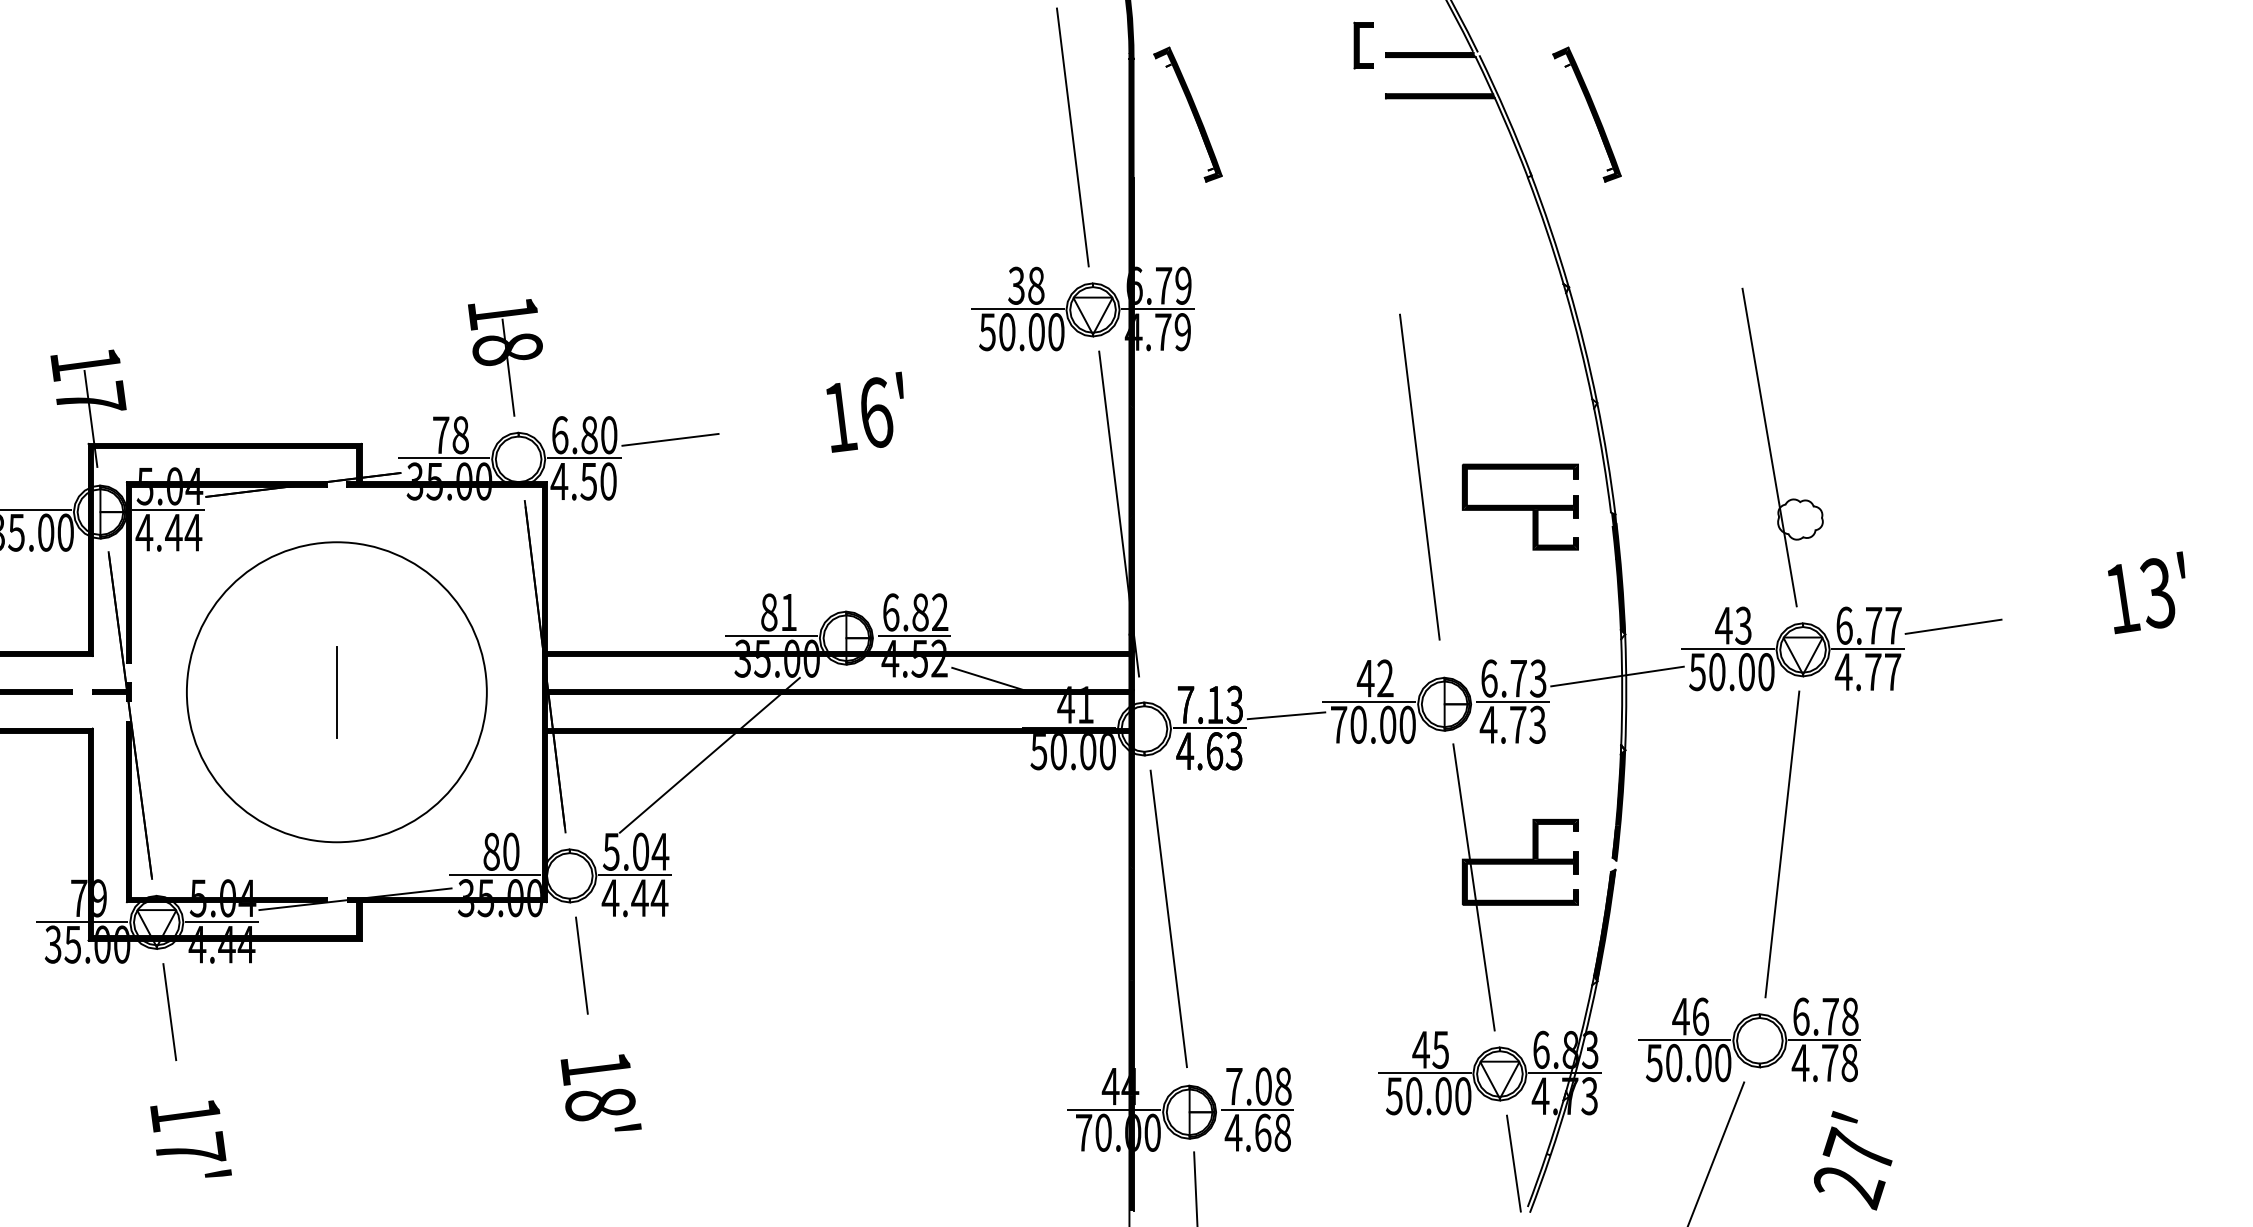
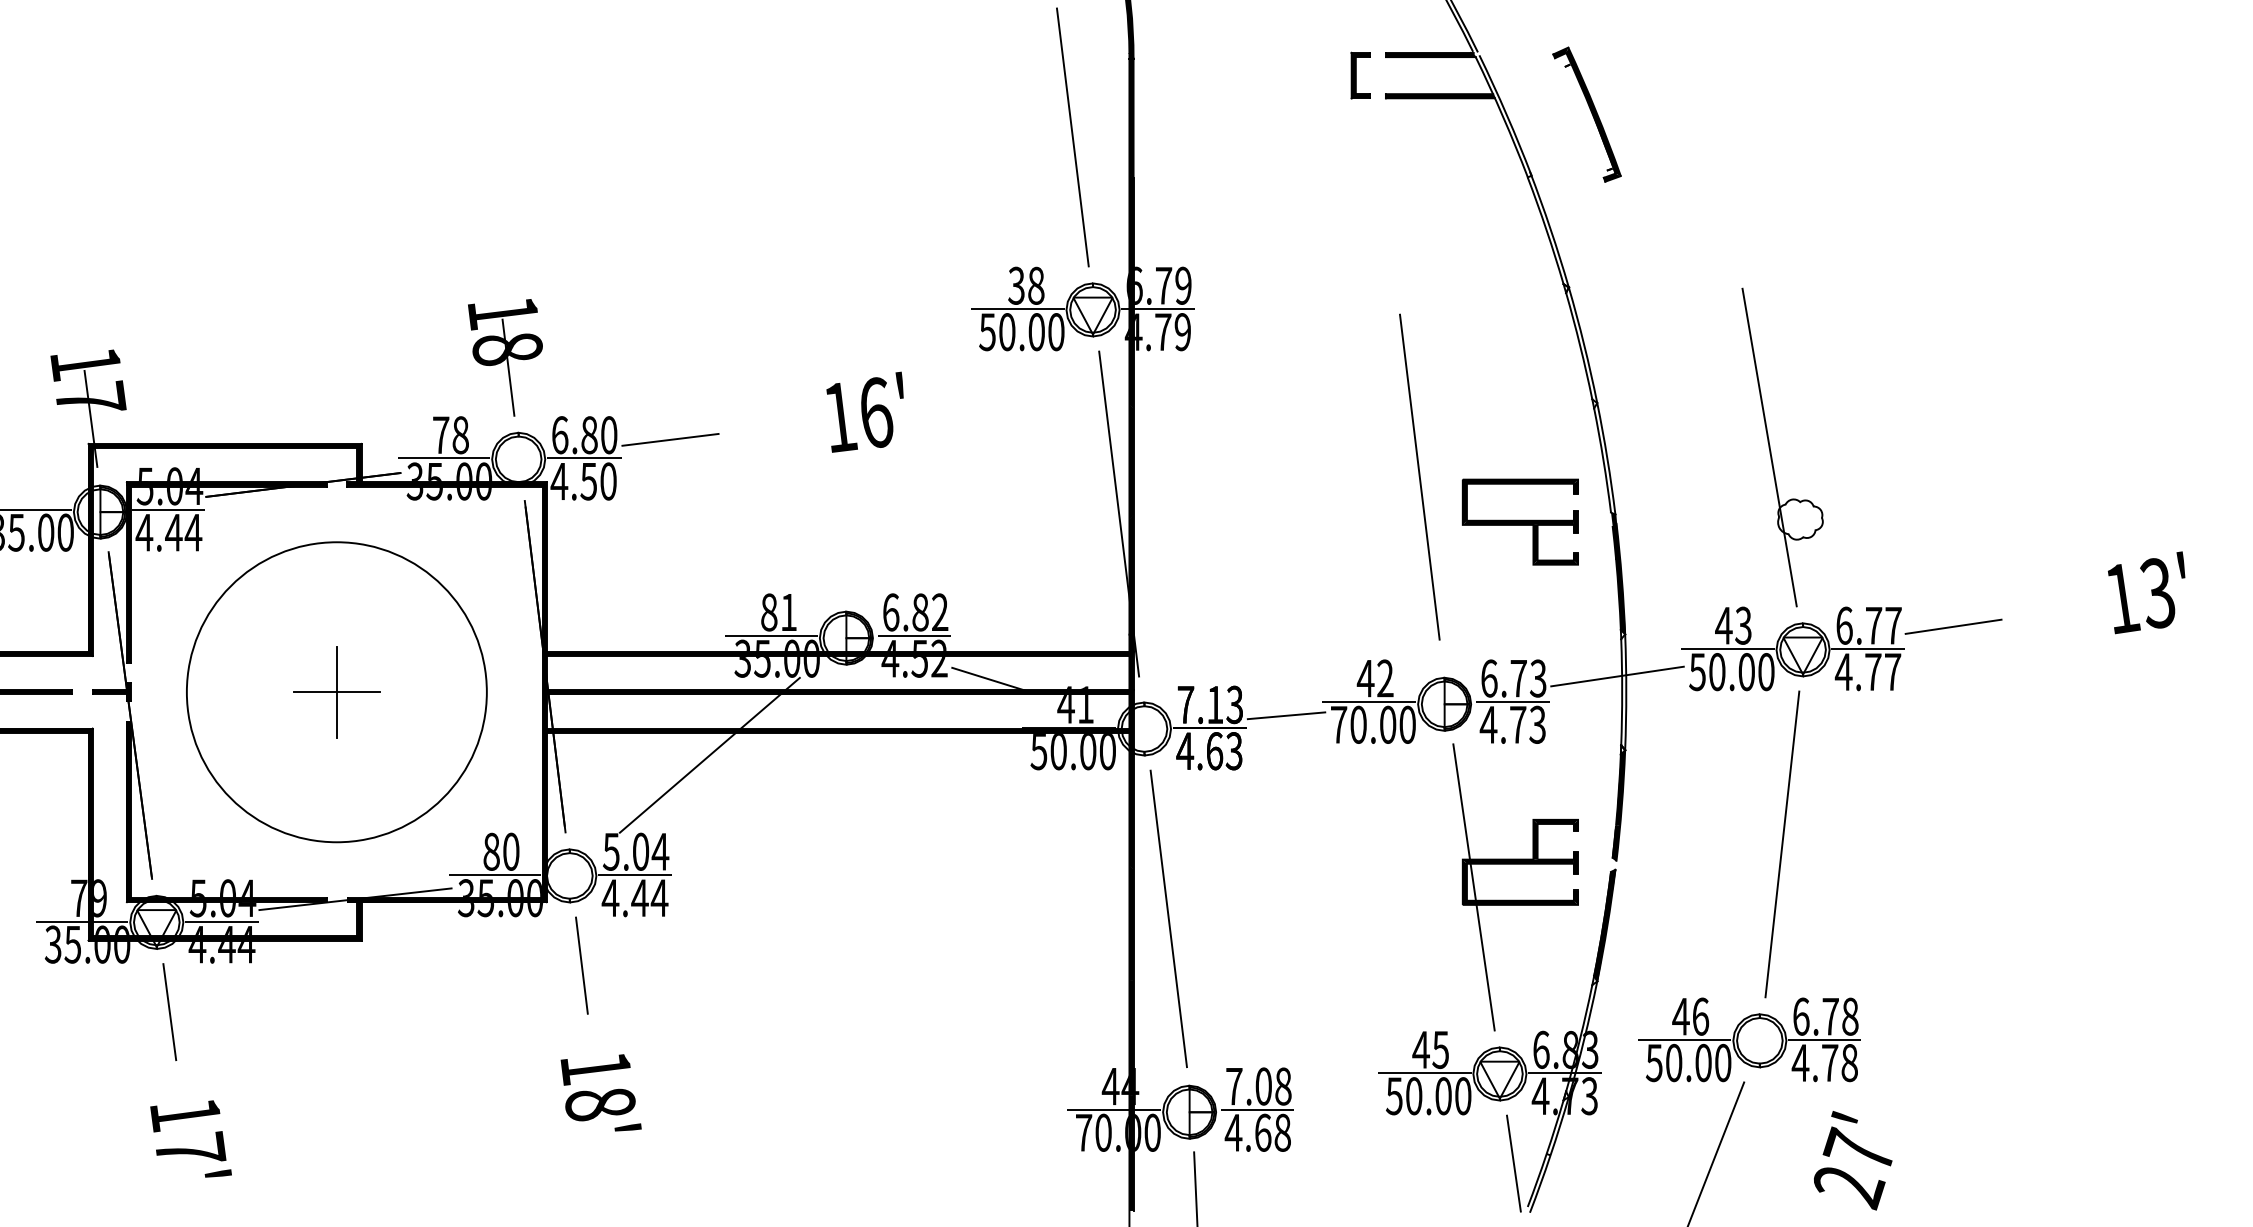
part position: (1363, 45) -> (1360, 75) (1360, 75)
part: present -> none (1187, 114)
part position: (1519, 506) -> (1519, 521) (1519, 521)
line: none -> present (336, 692)
